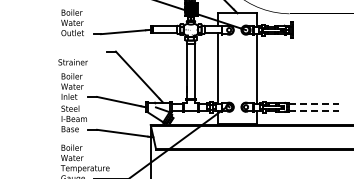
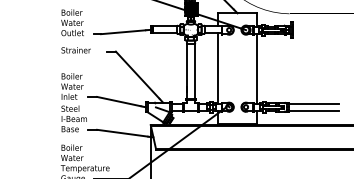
text position: (72, 62) -> (75, 50) (75, 50)
line: dashed -> solid (314, 103)
line: dashed -> solid (314, 111)
